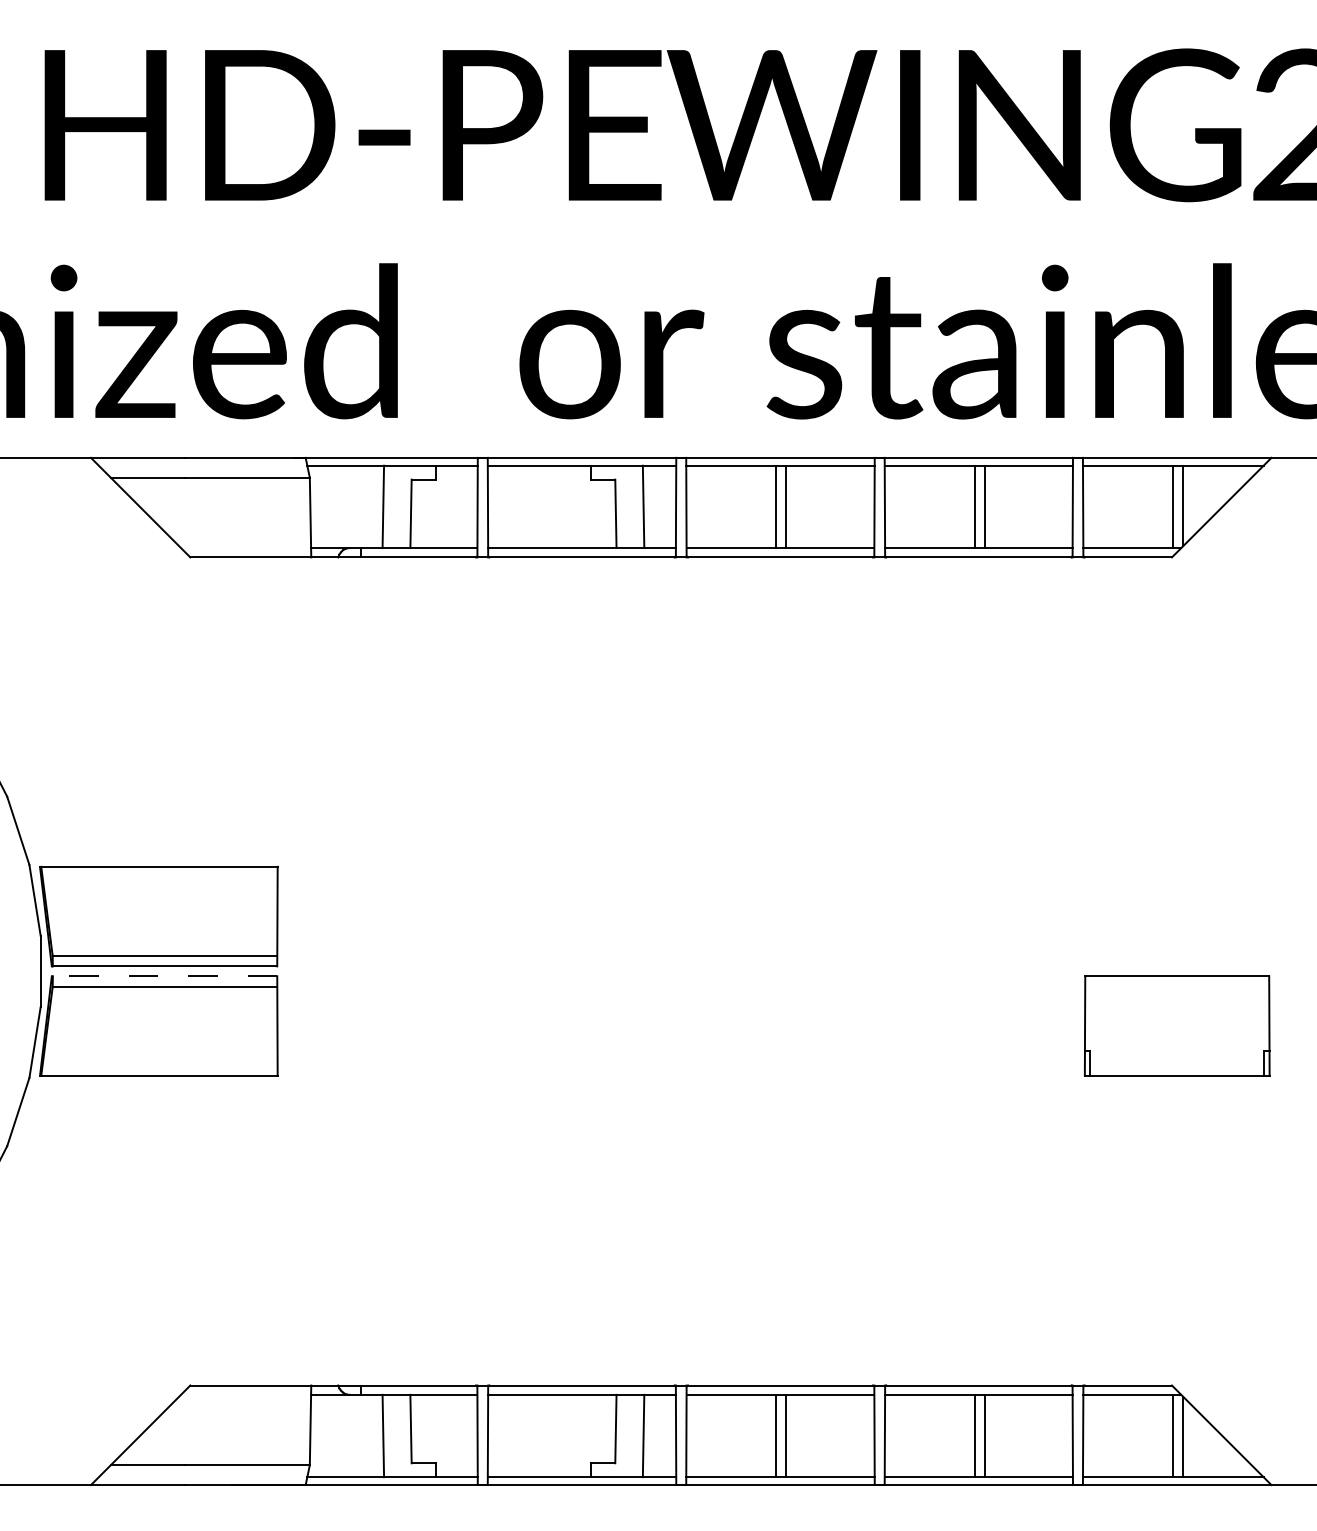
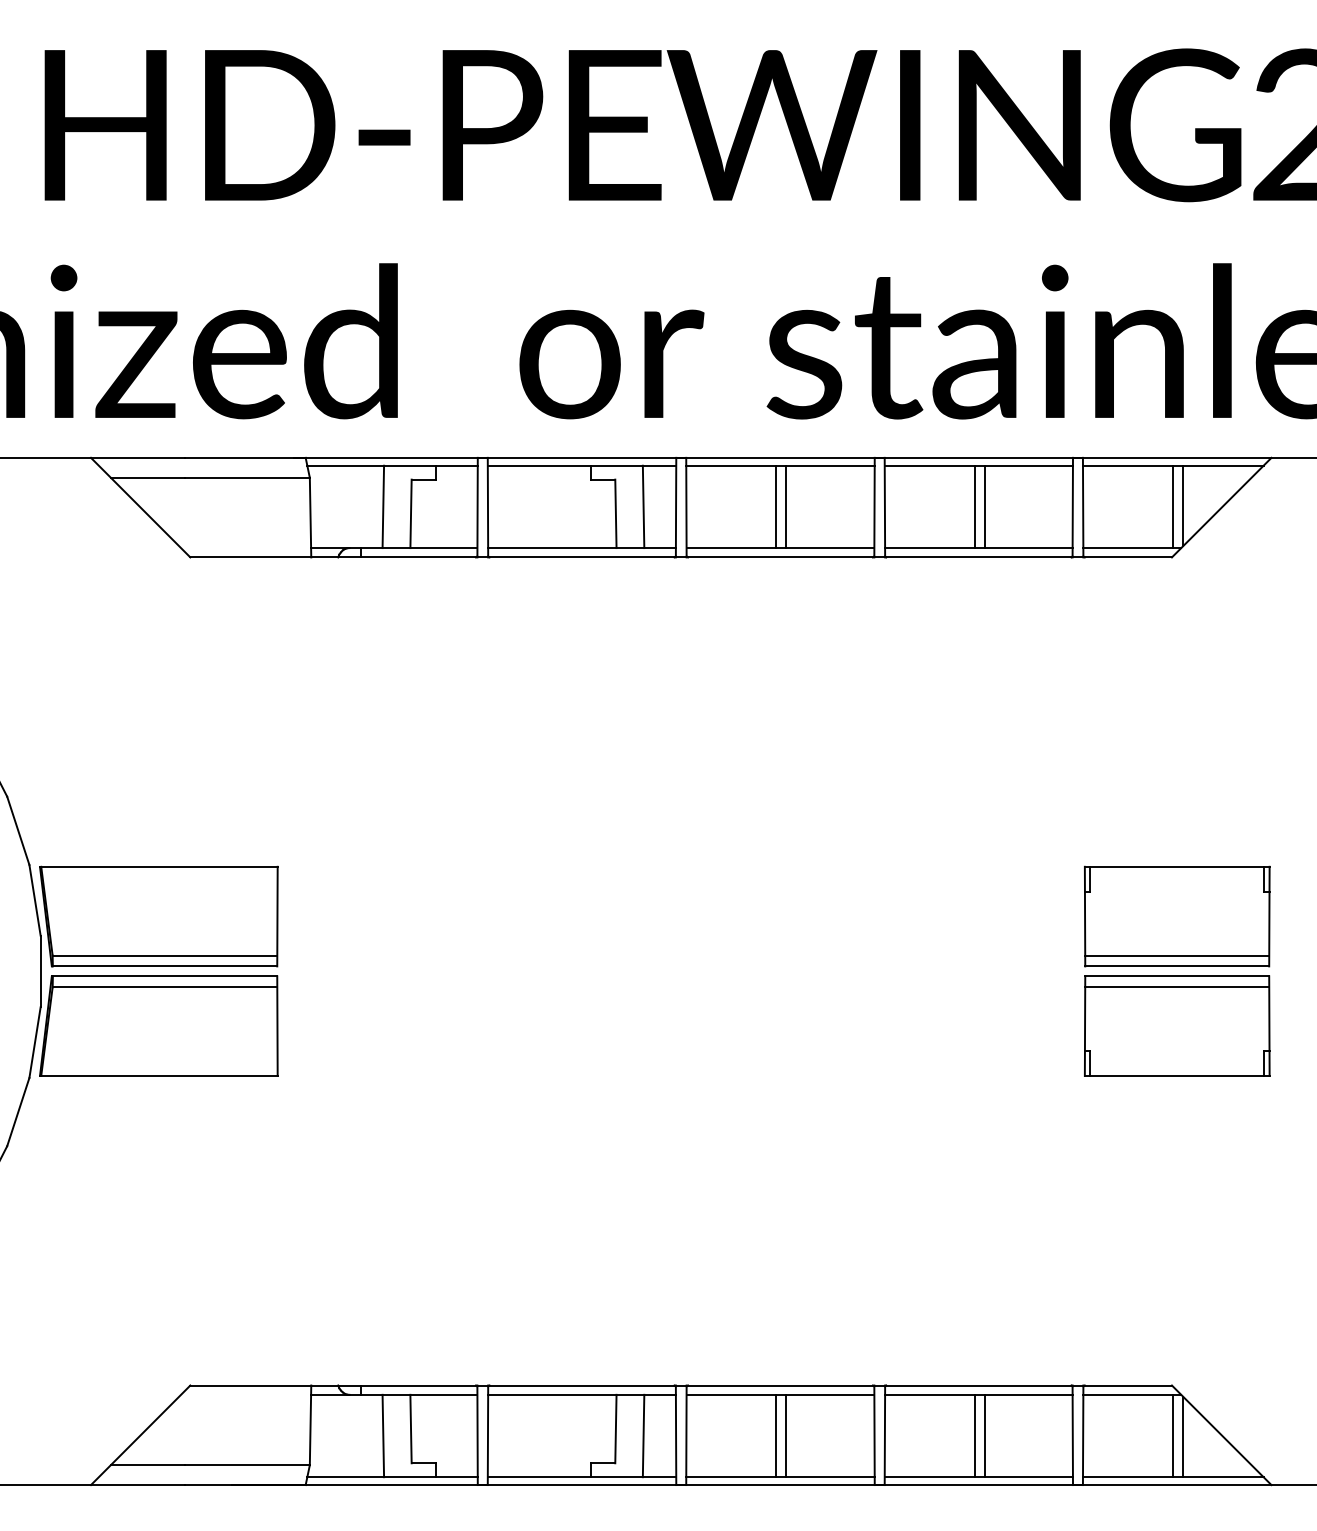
part: none -> present (1177, 916)
line: dashed -> solid (164, 976)
line: none -> present (1177, 987)
